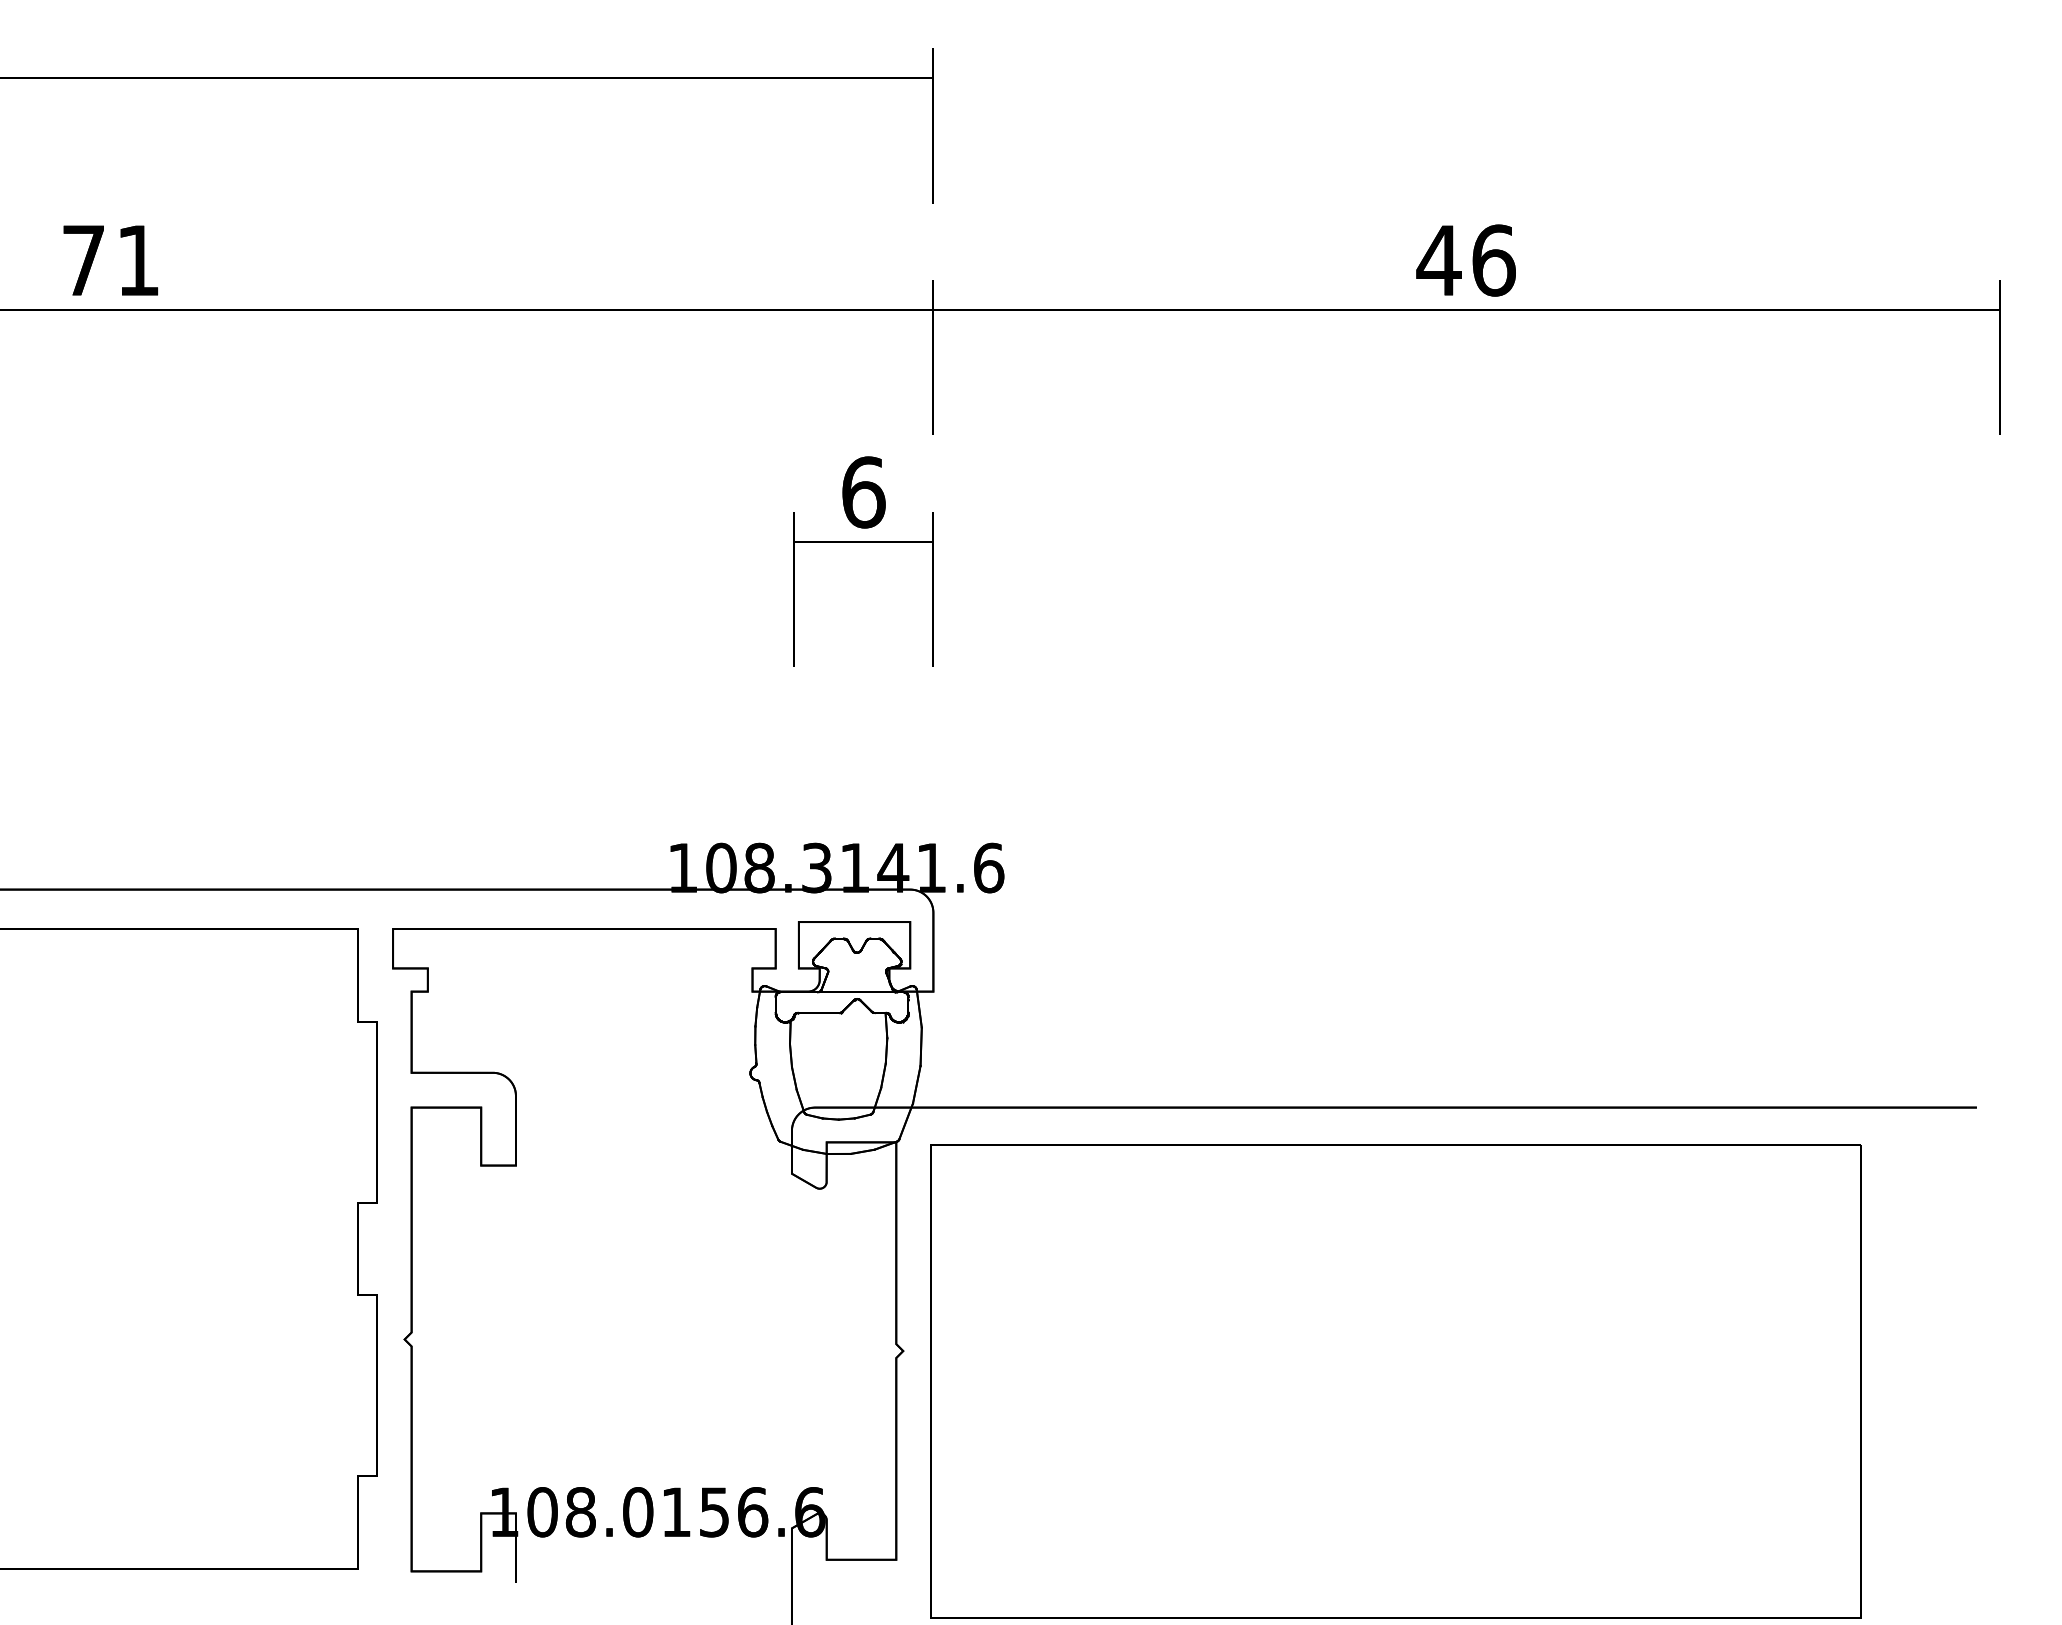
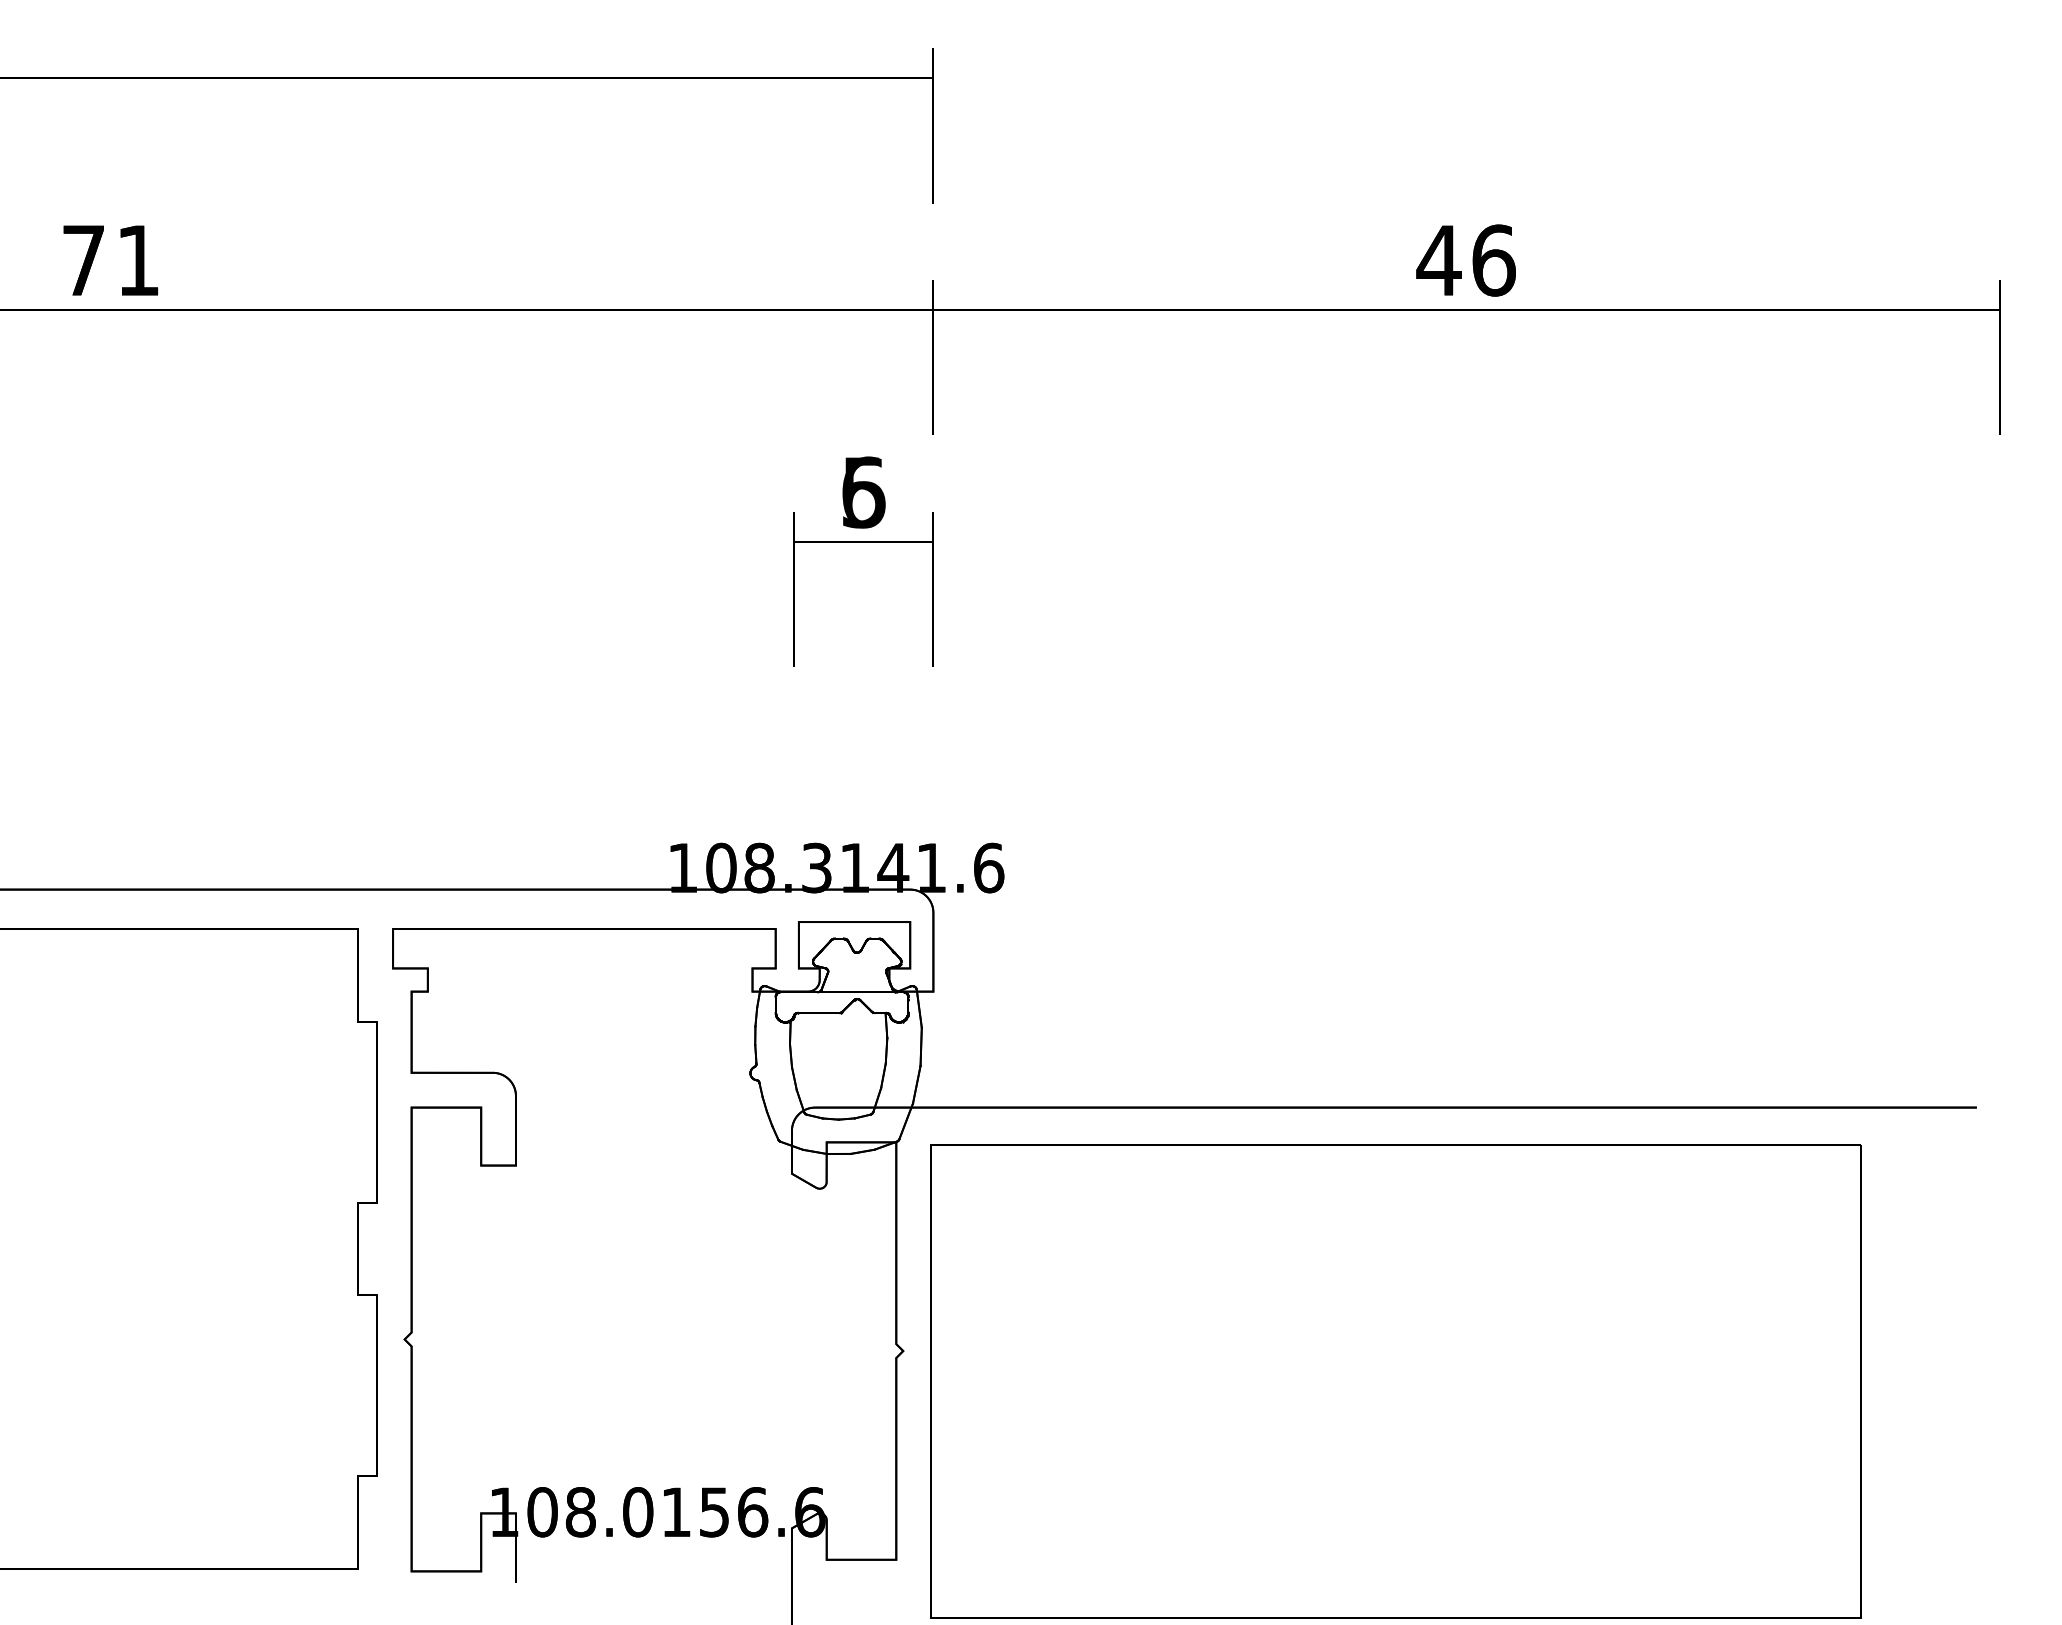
text: 6 -> 5 (863, 492)
